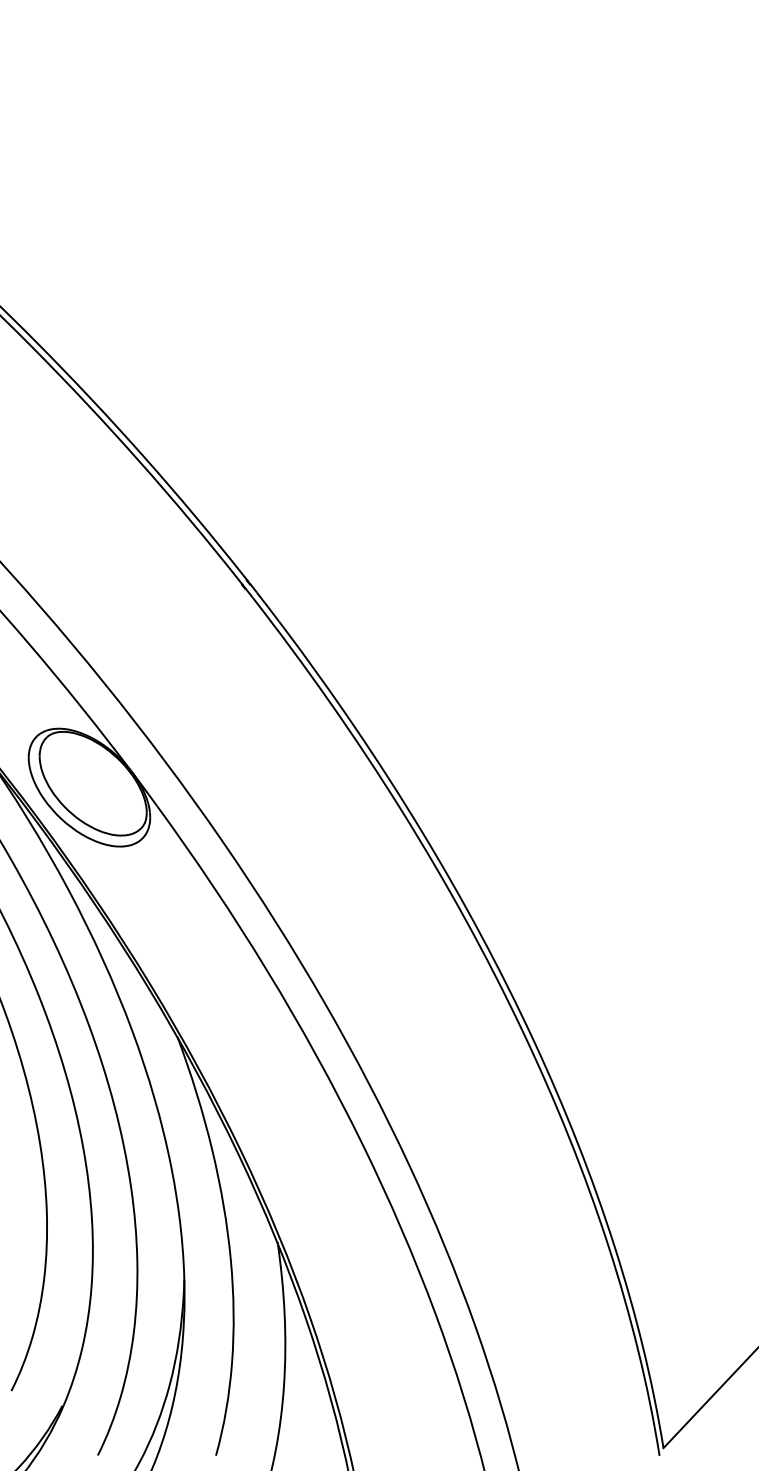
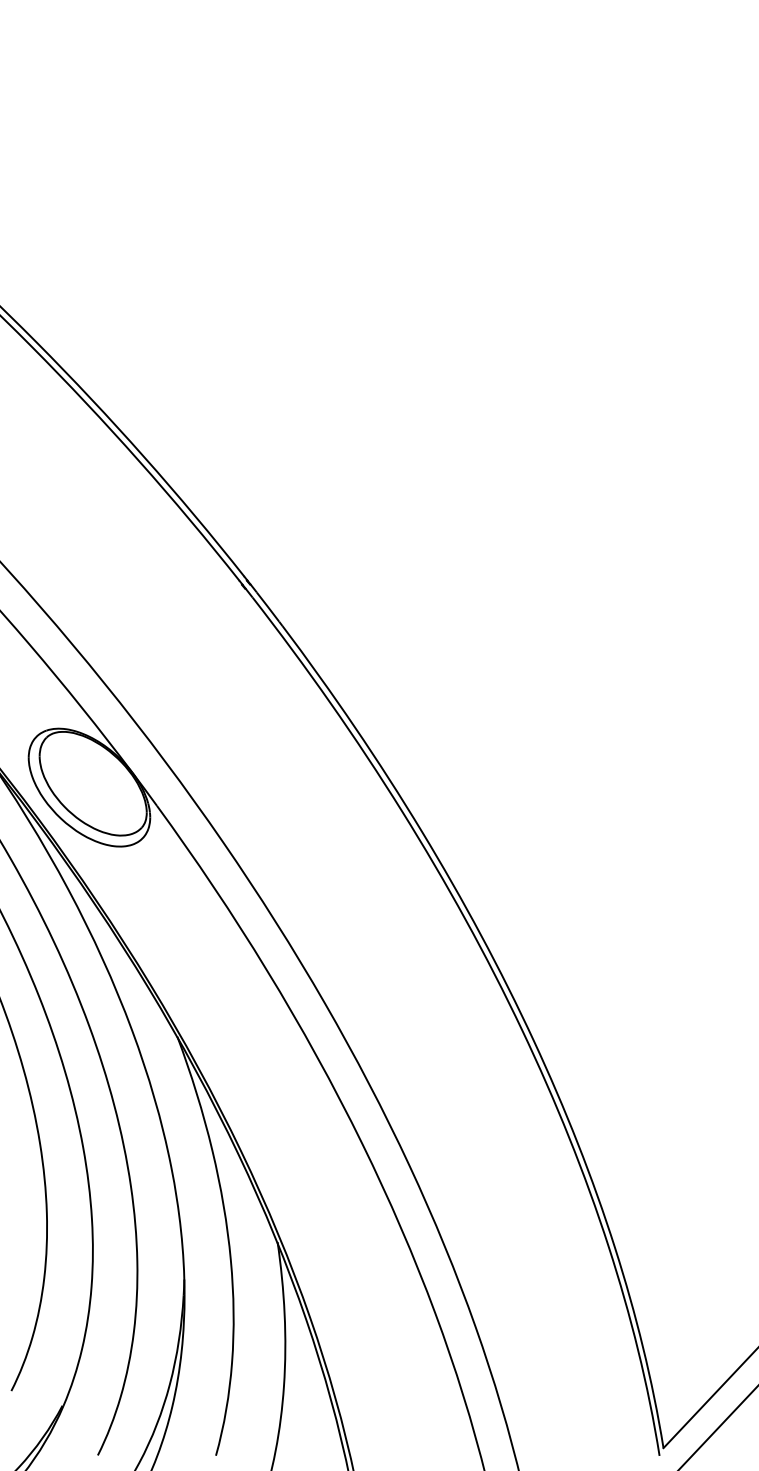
line: none -> present (718, 1427)
